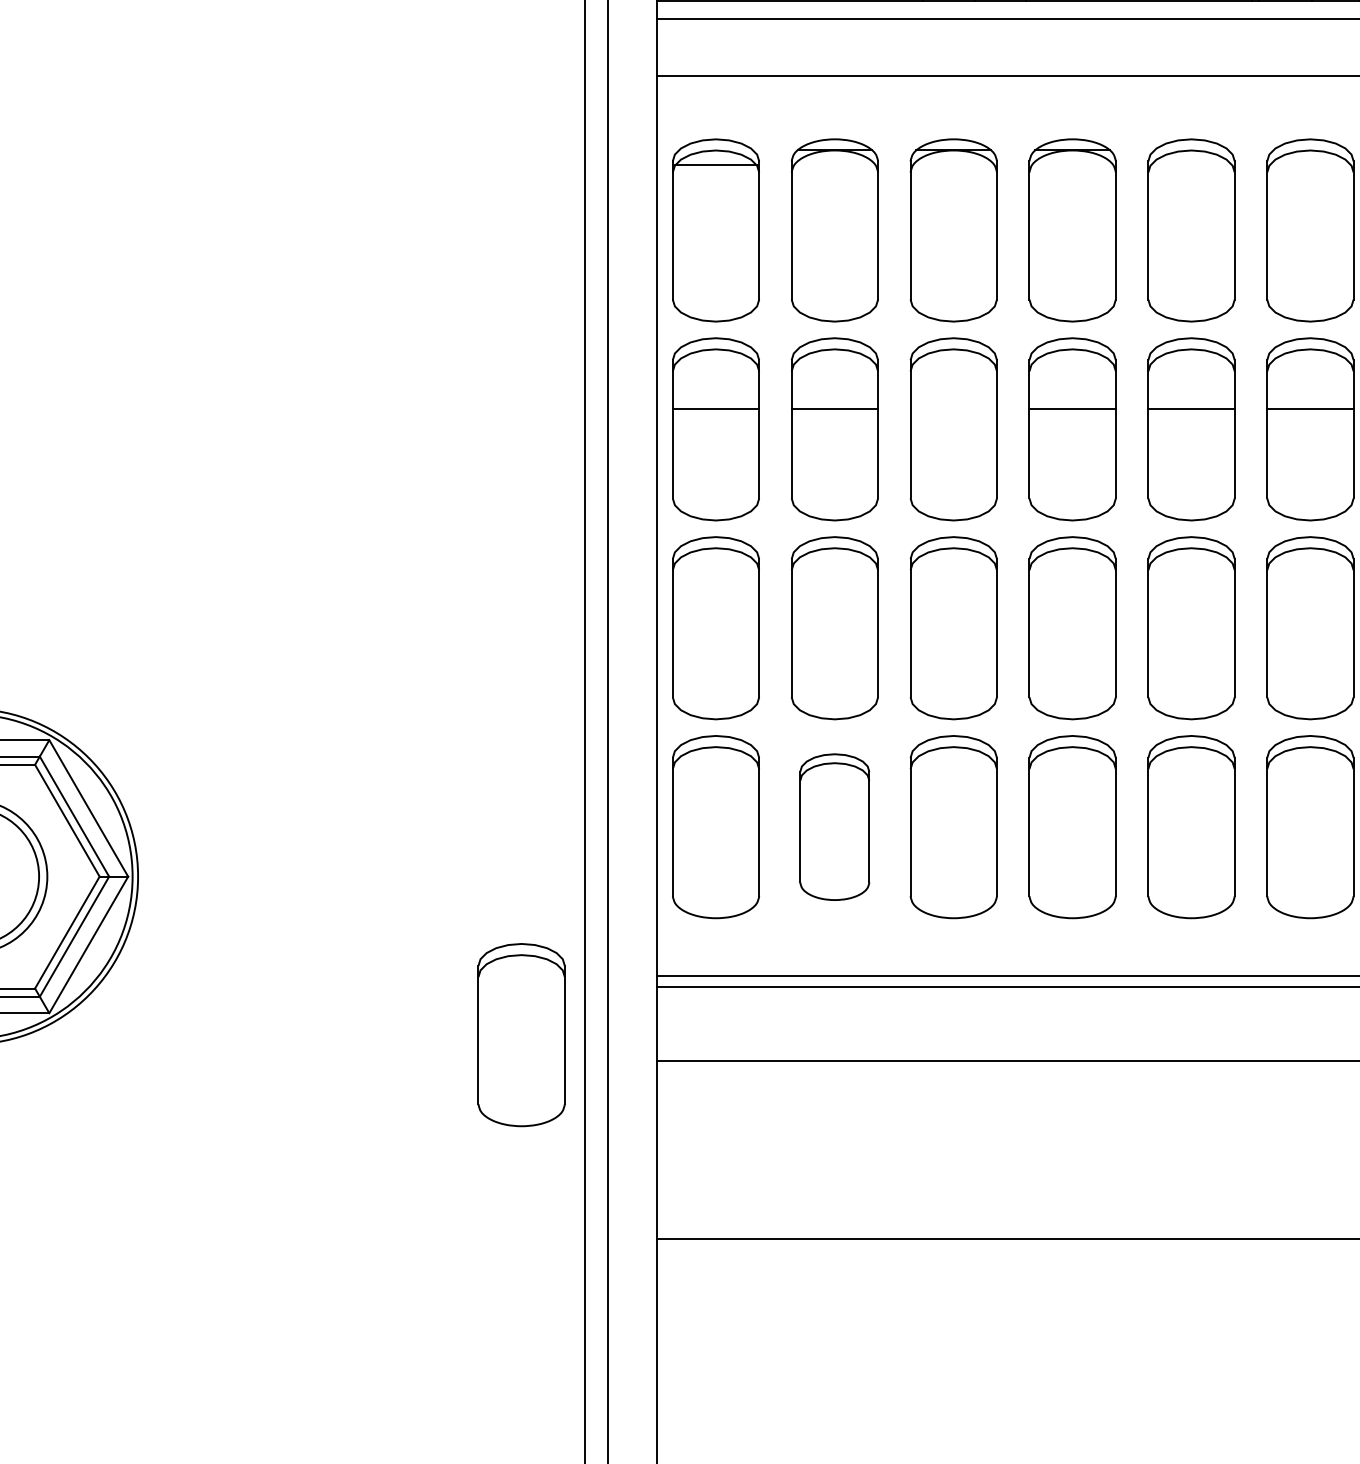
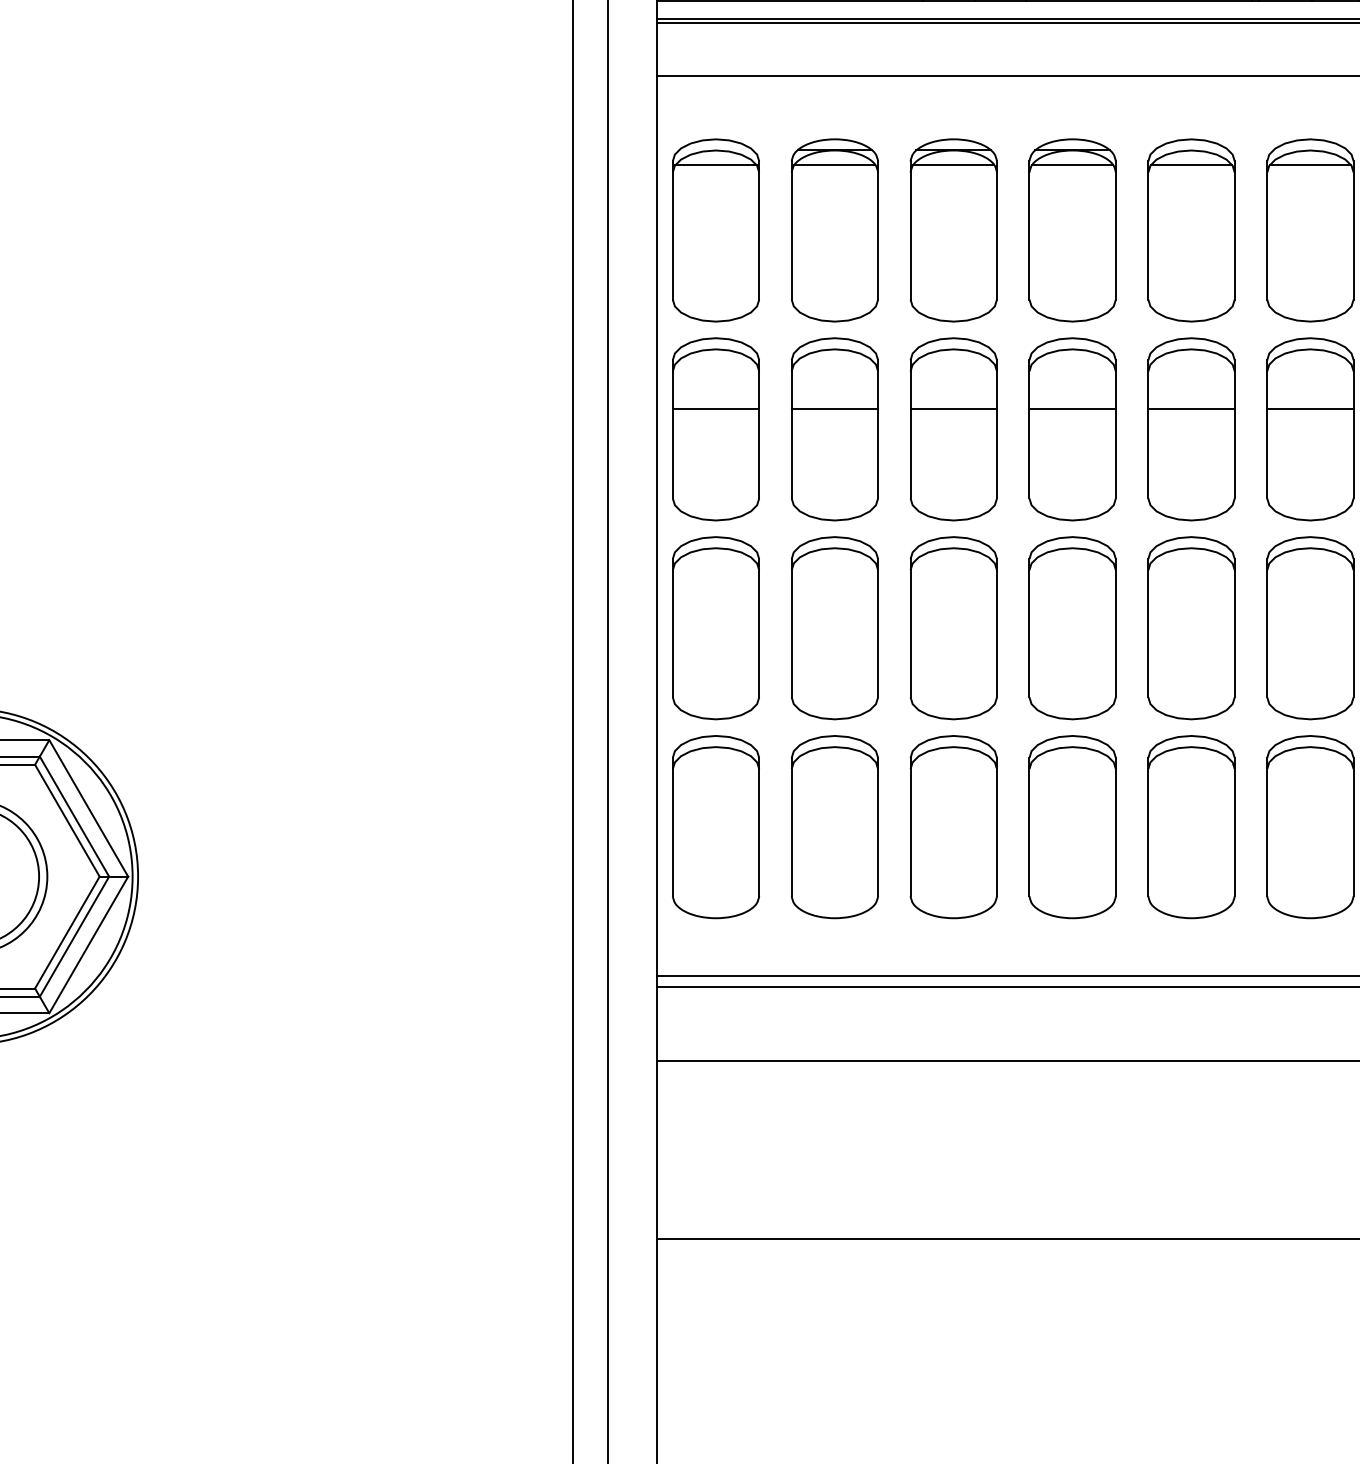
line: none -> present (1006, 23)
line: none -> present (834, 165)
line: none -> present (953, 165)
line: none -> present (1072, 165)
line: none -> present (1191, 165)
line: none -> present (1310, 165)
line: none -> present (953, 409)
line position: (585, 731) -> (573, 731) (573, 731)
part size: 72x148 px -> 89x185 px (834, 827)
part: present -> none (521, 1035)
